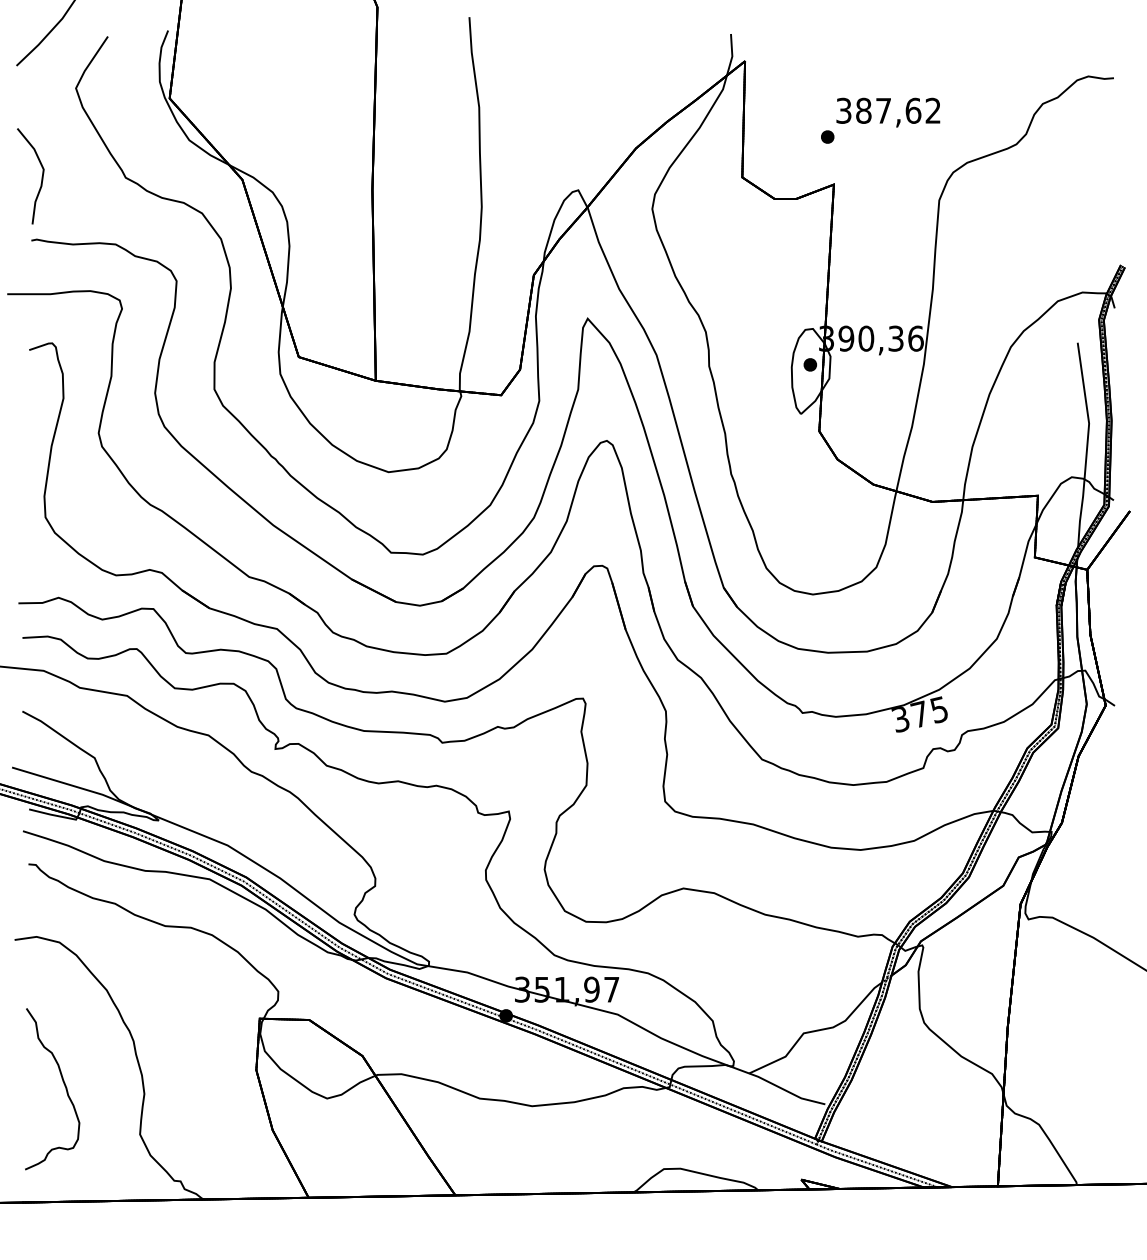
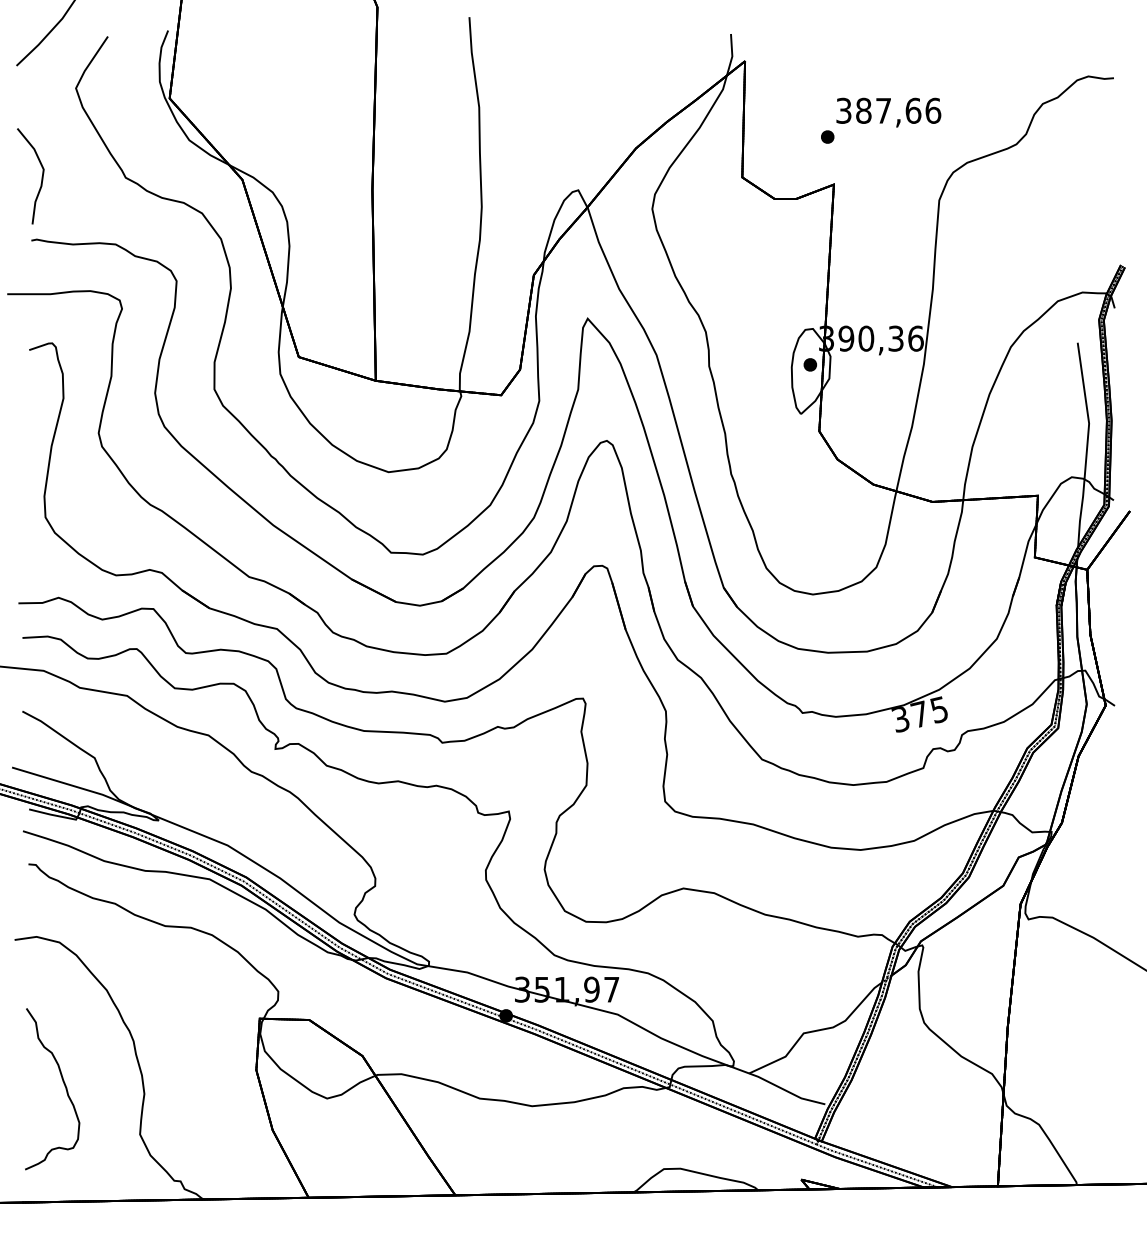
text: 387,62 -> 387,66 (933, 110)
